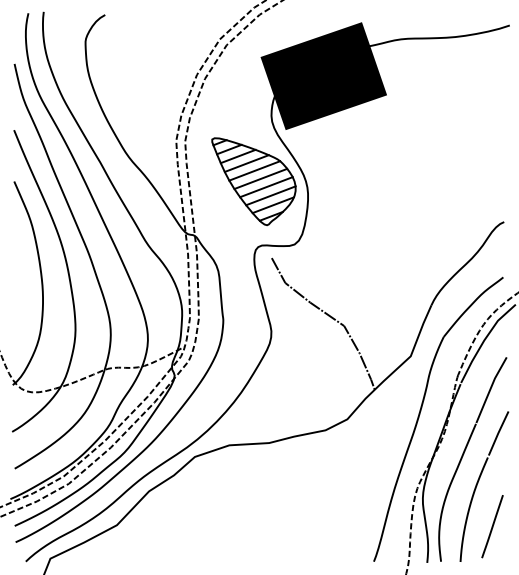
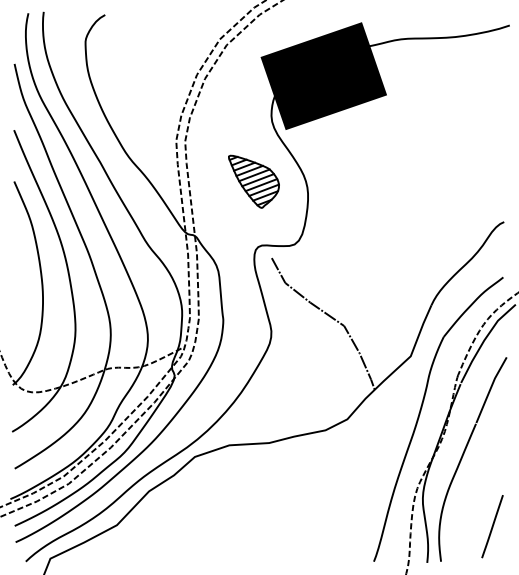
part size: 86x90 px -> 52x55 px (253, 181)
part: present -> none (478, 483)
